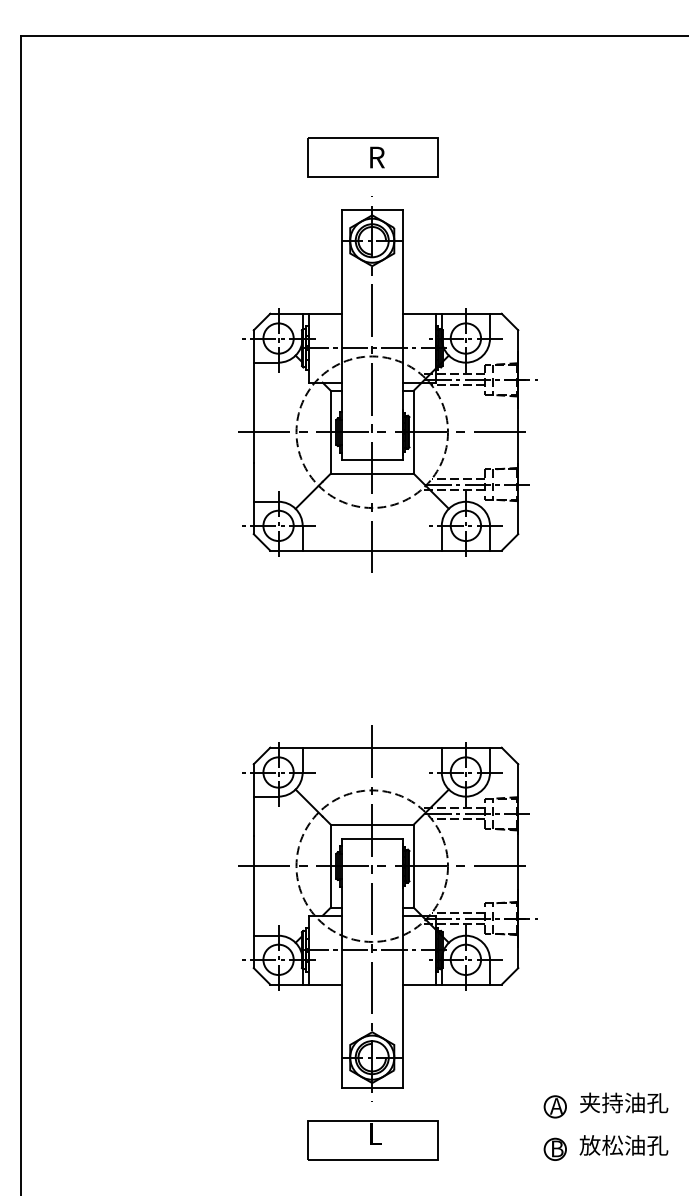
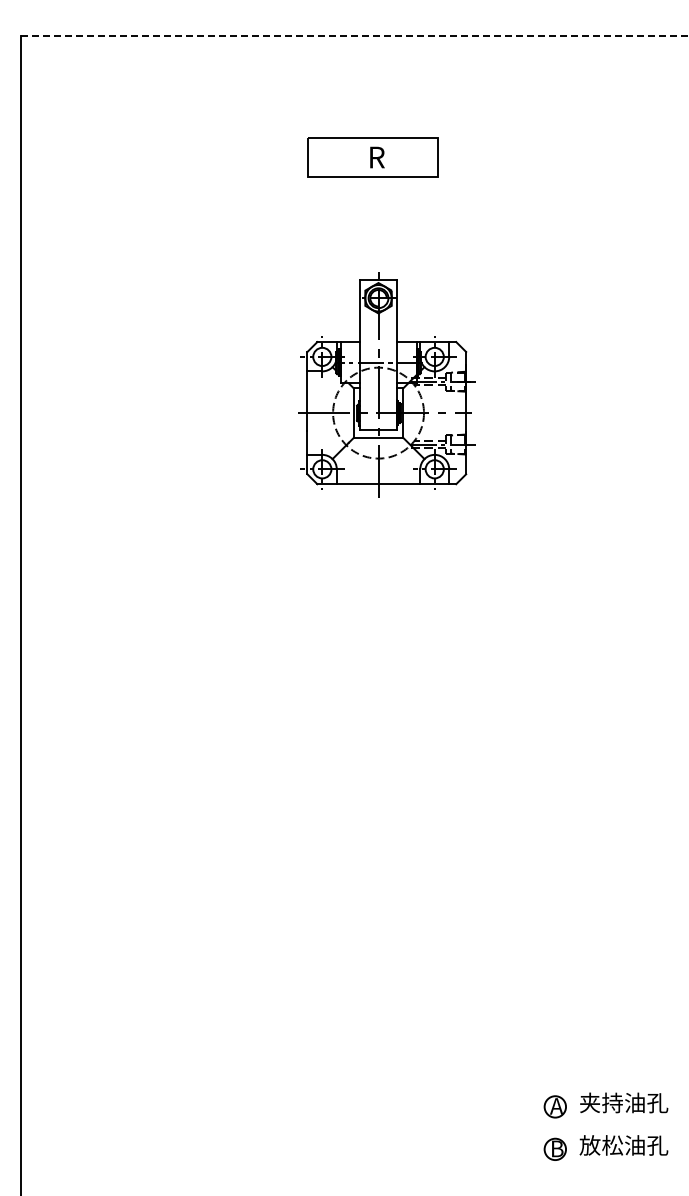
line: solid -> dashed (354, 35)
part size: 300x377 px -> 178x226 px (386, 384)
part: present -> none (387, 913)
part: present -> none (372, 1140)
